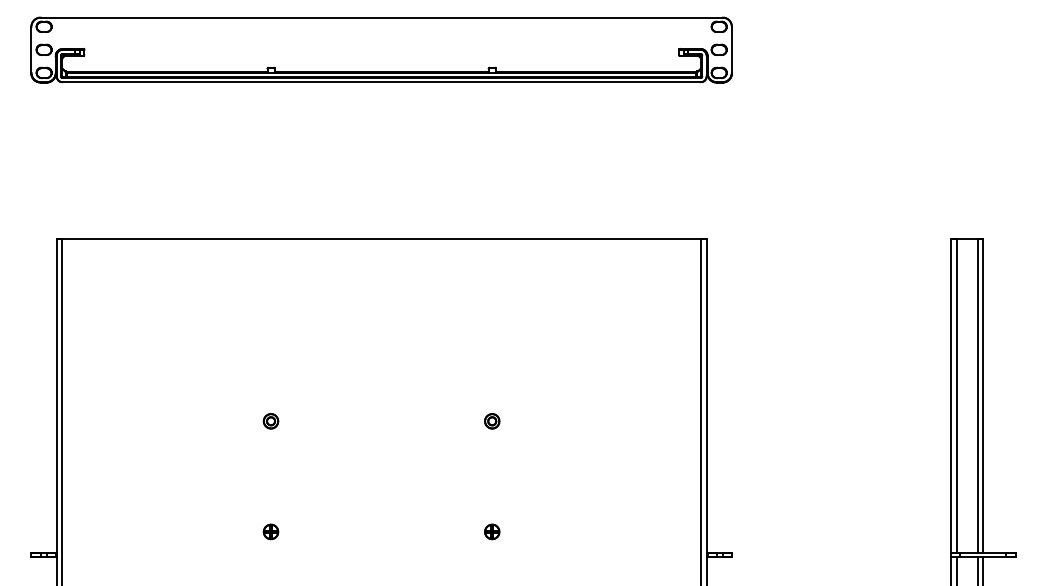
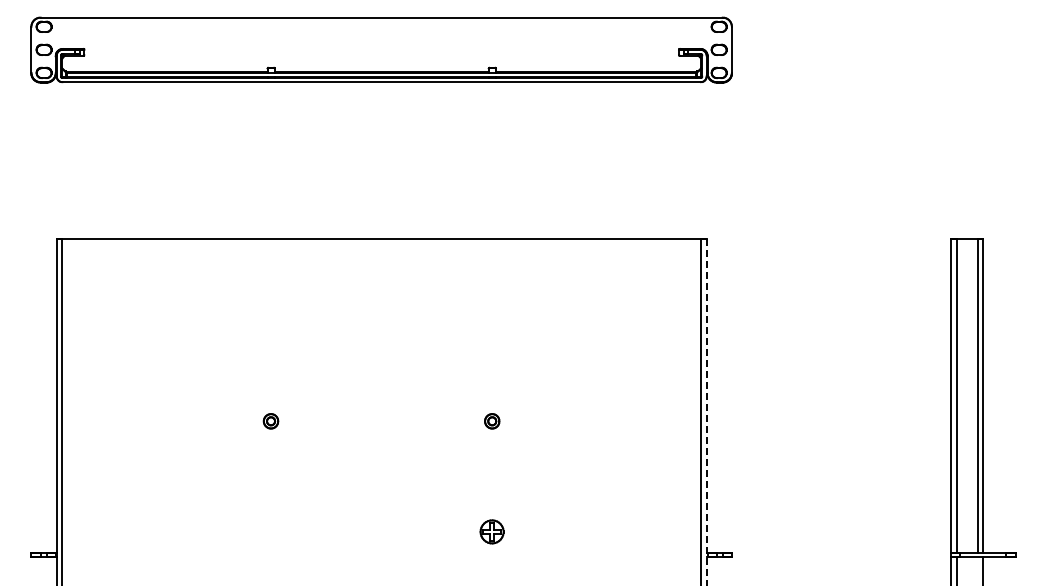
line: solid -> dashed (706, 412)
part: present -> none (270, 531)
part size: 17x18 px -> 26x26 px (491, 531)
line: present -> none (977, 569)
